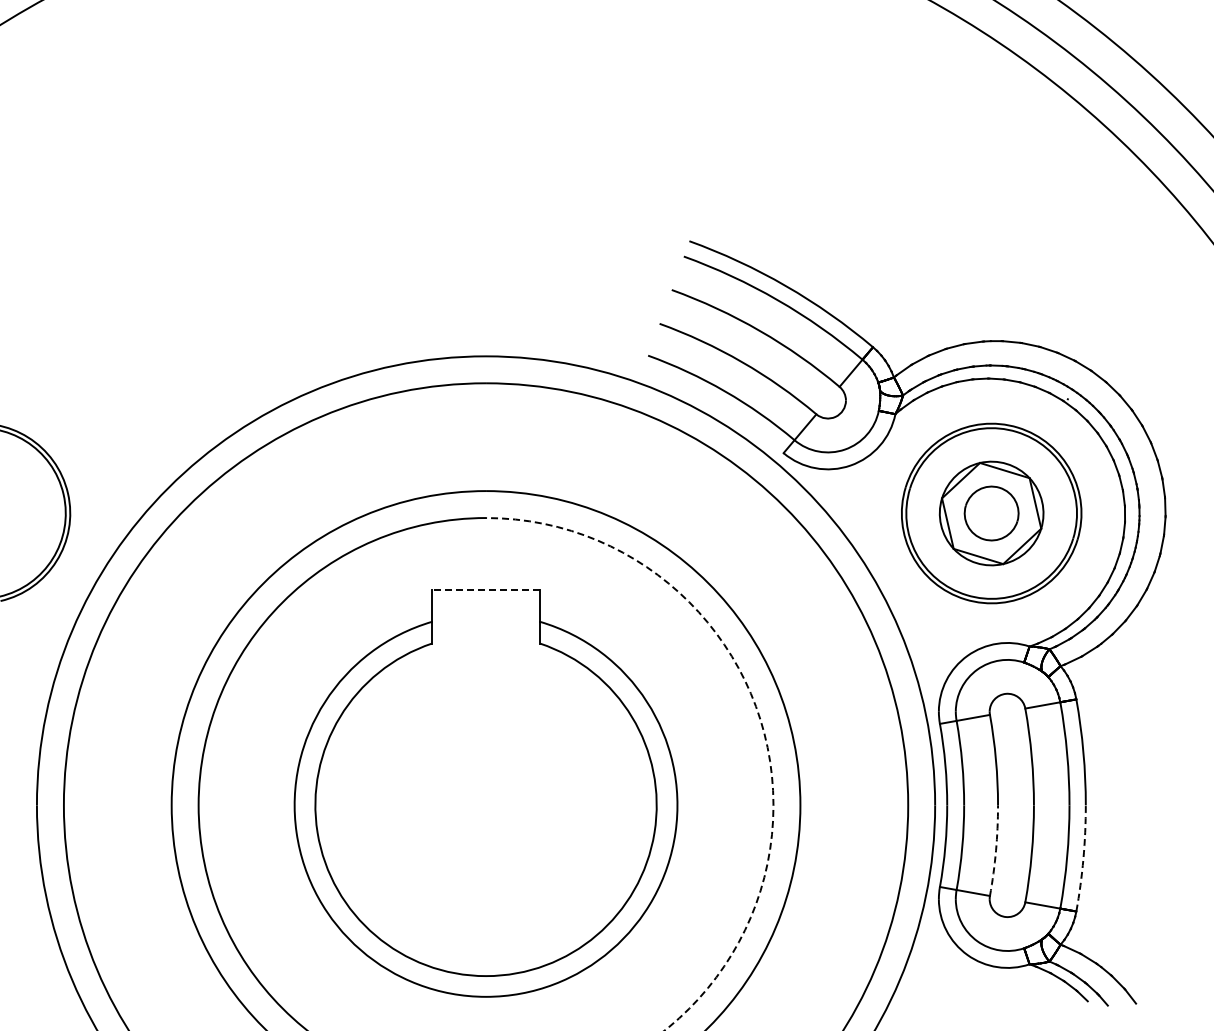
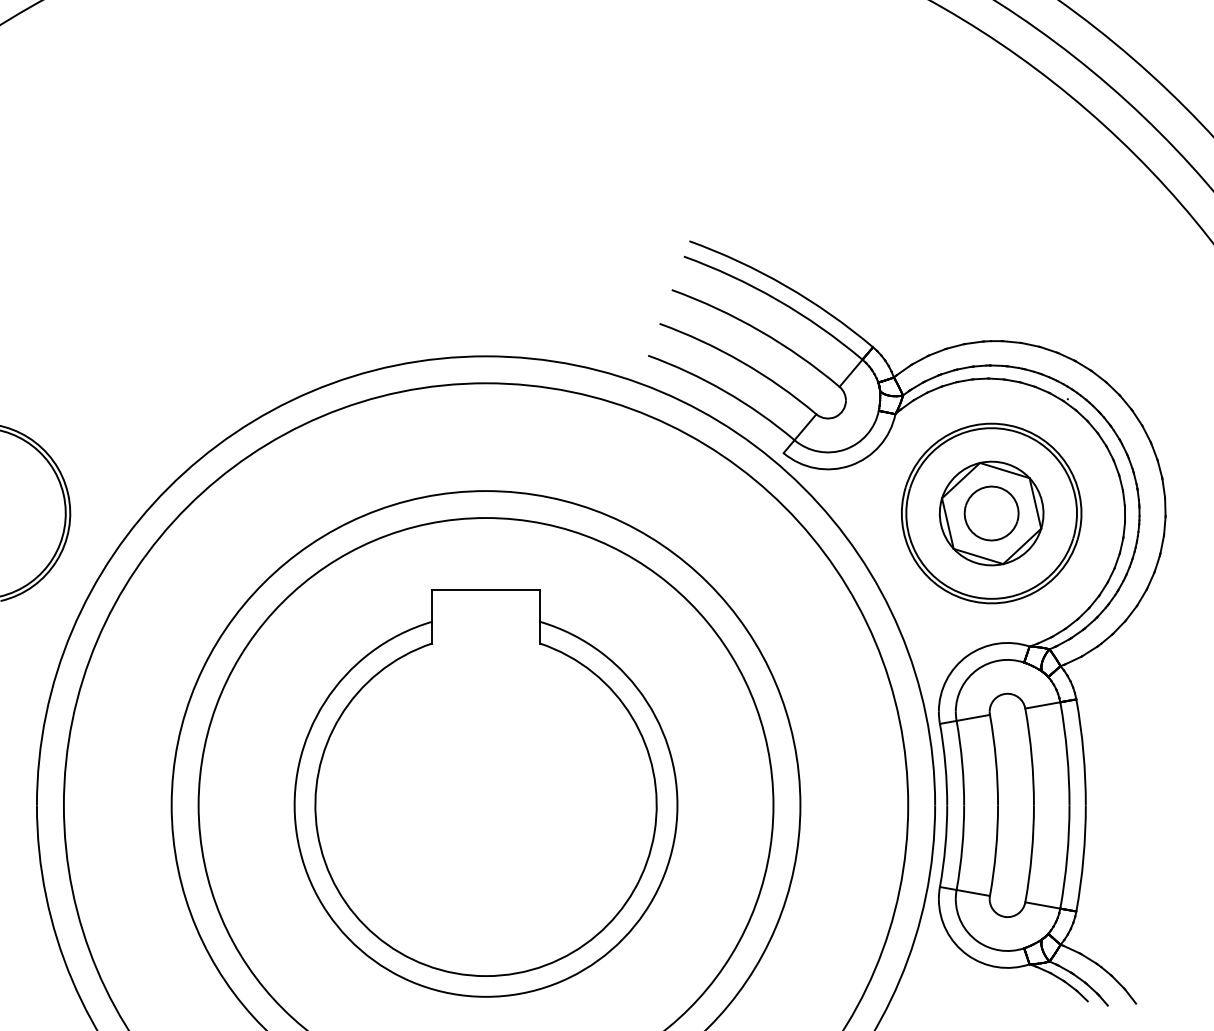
line: dashed -> solid (486, 589)
arc: dashed -> solid (757, 711)
arc: dashed -> solid (996, 850)
arc: dashed -> solid (1083, 858)
